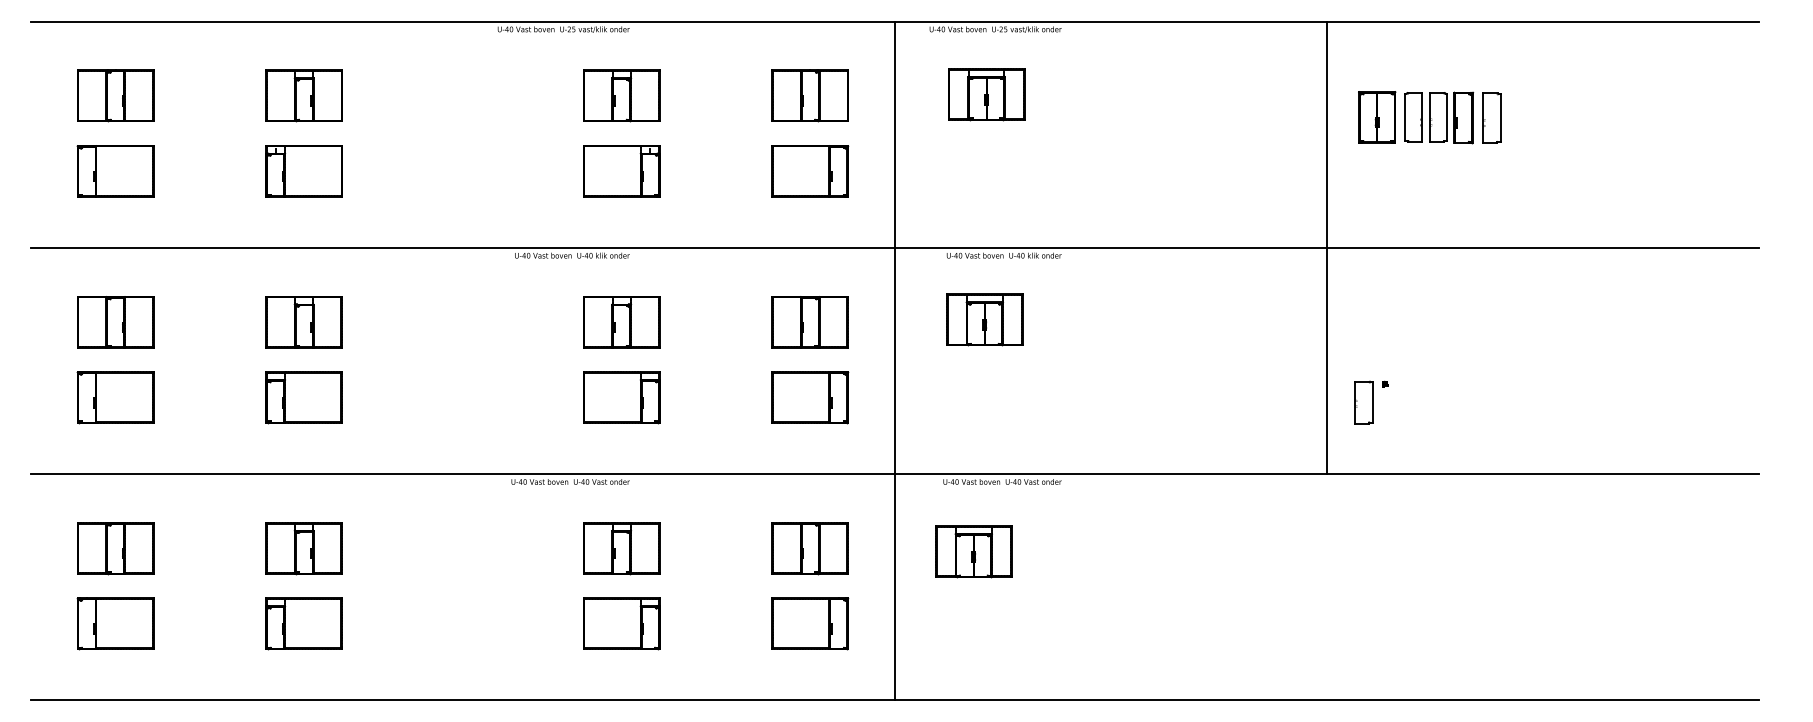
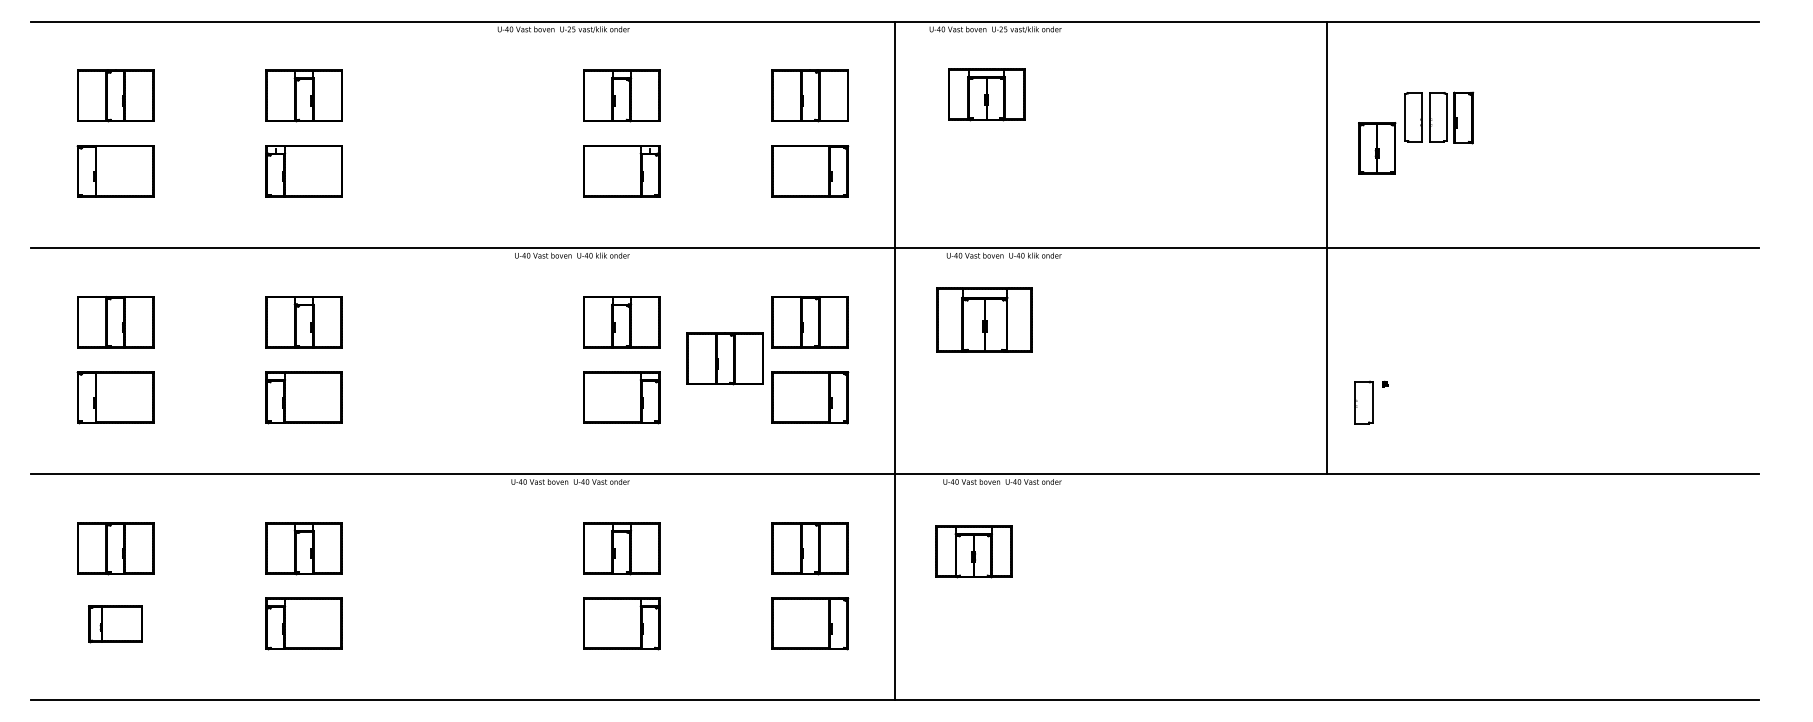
part position: (1377, 117) -> (1377, 148) (1377, 148)
part: present -> none (1491, 117)
part size: 78x54 px -> 97x66 px (984, 319)
part: none -> present (724, 358)
part size: 79x54 px -> 55x39 px (115, 624)
